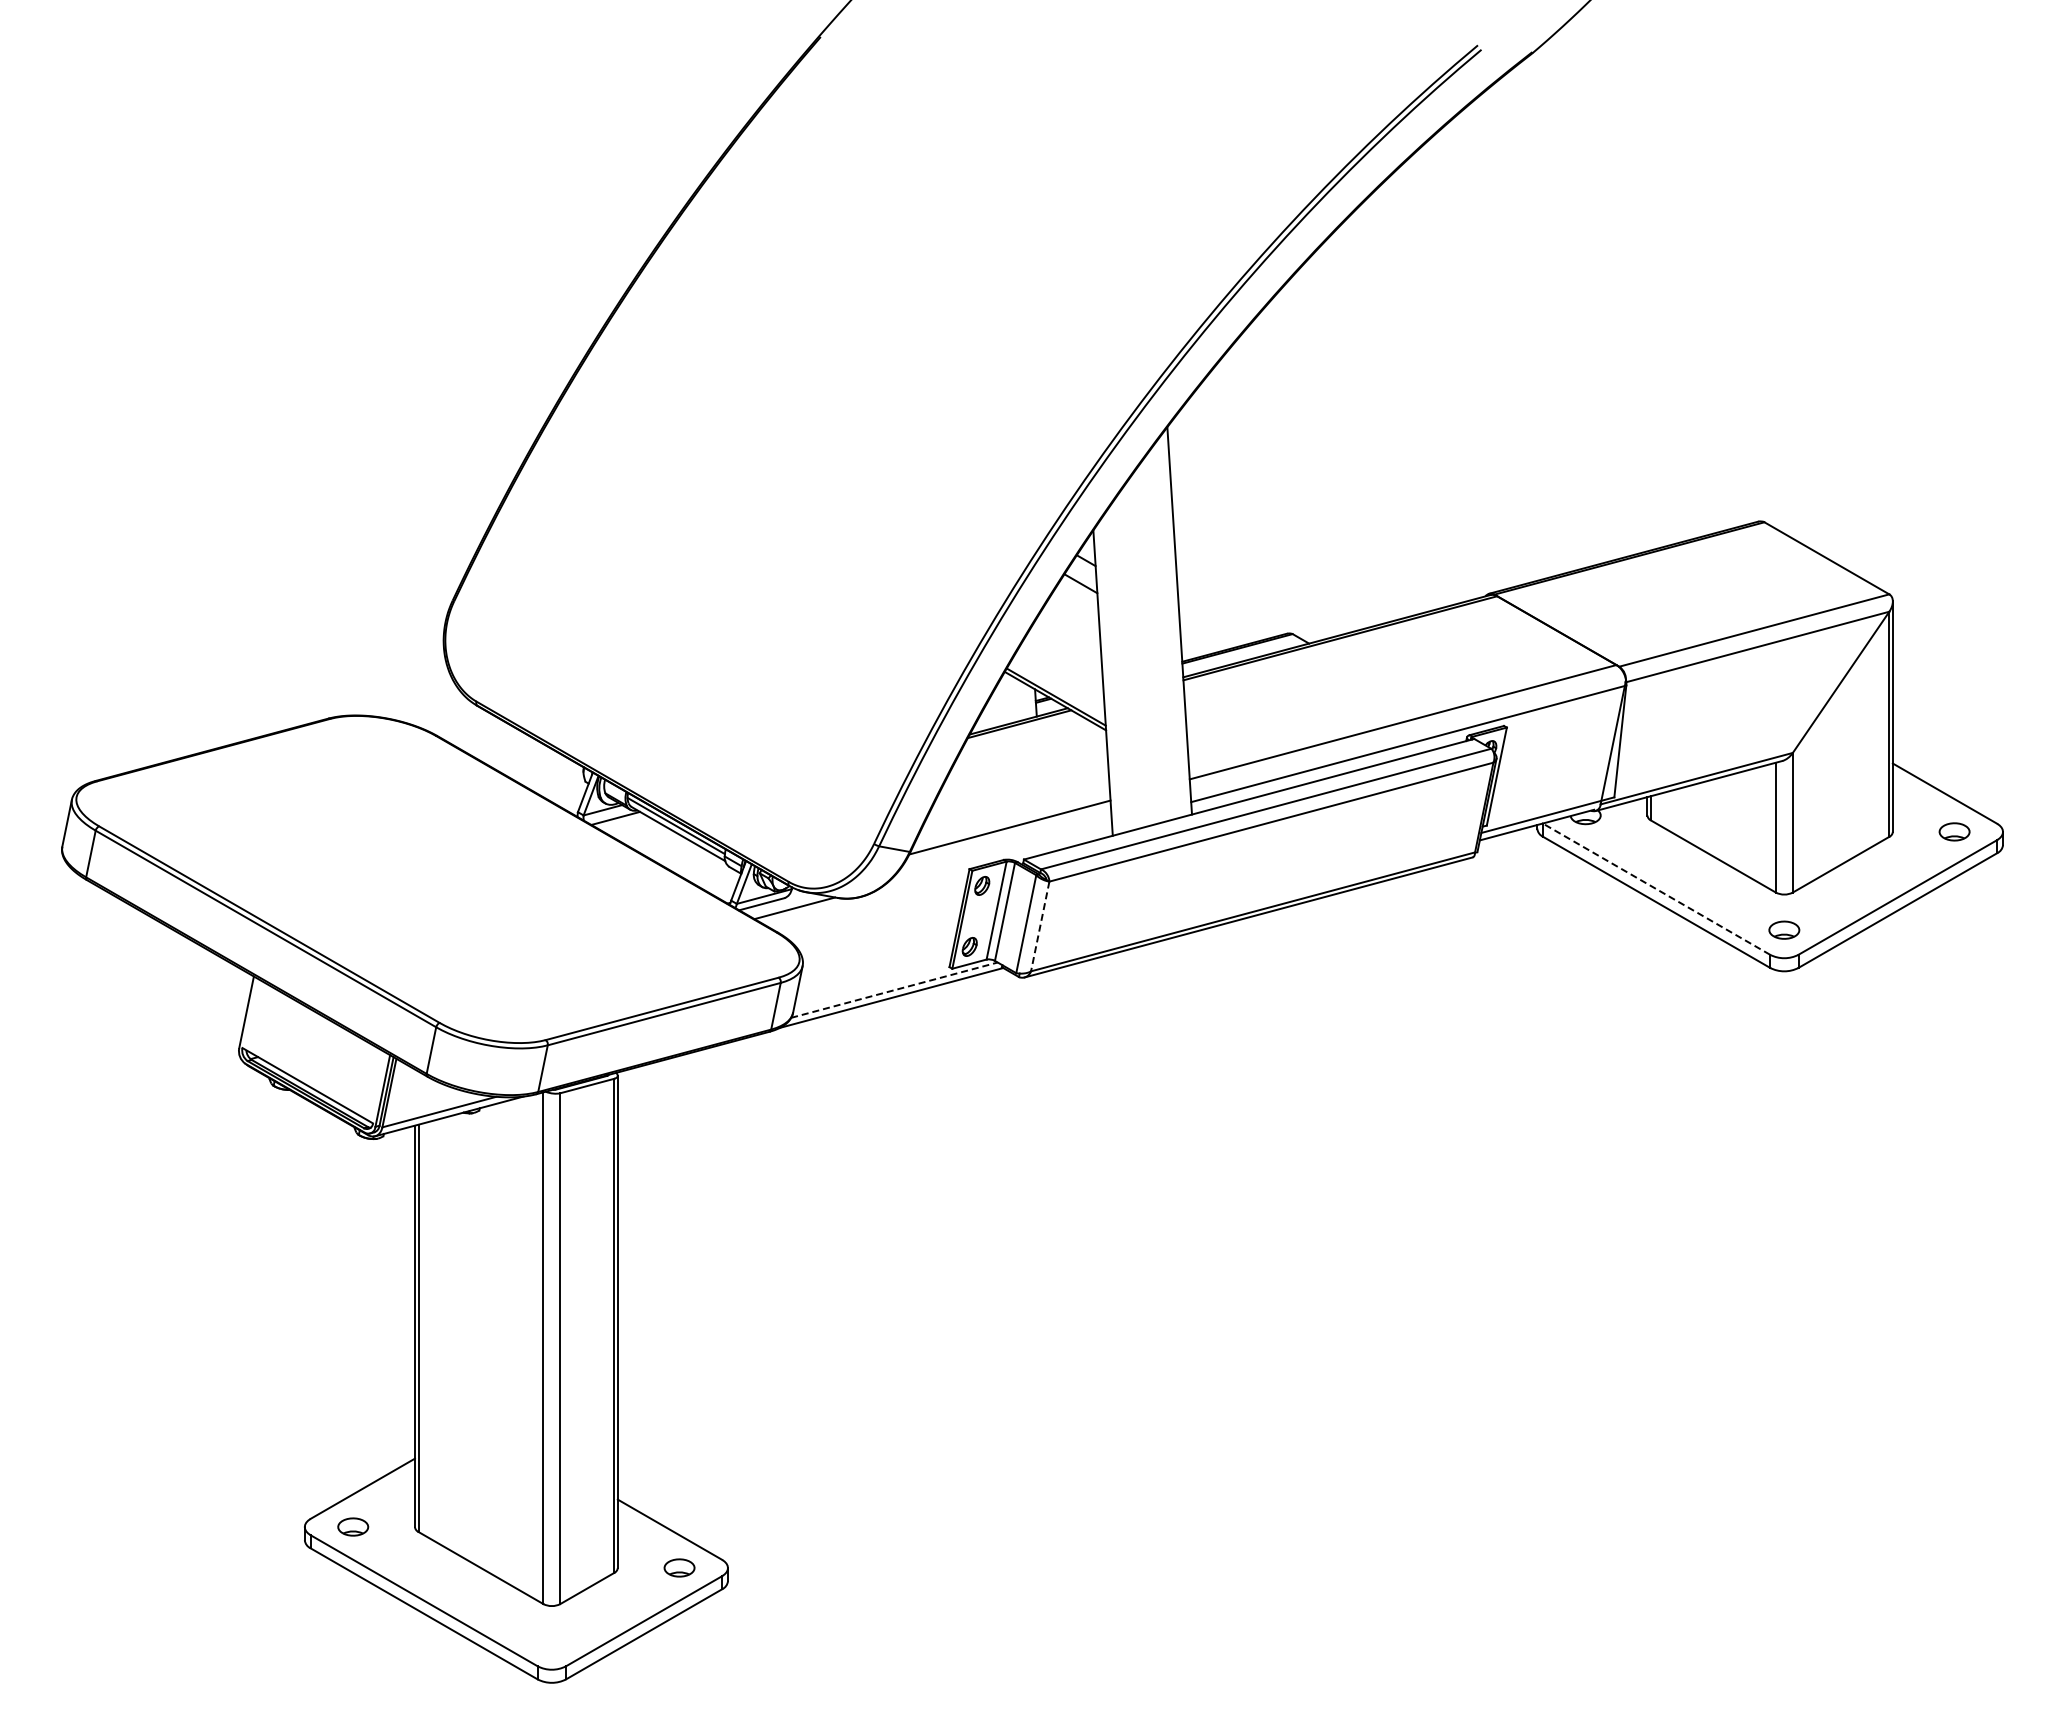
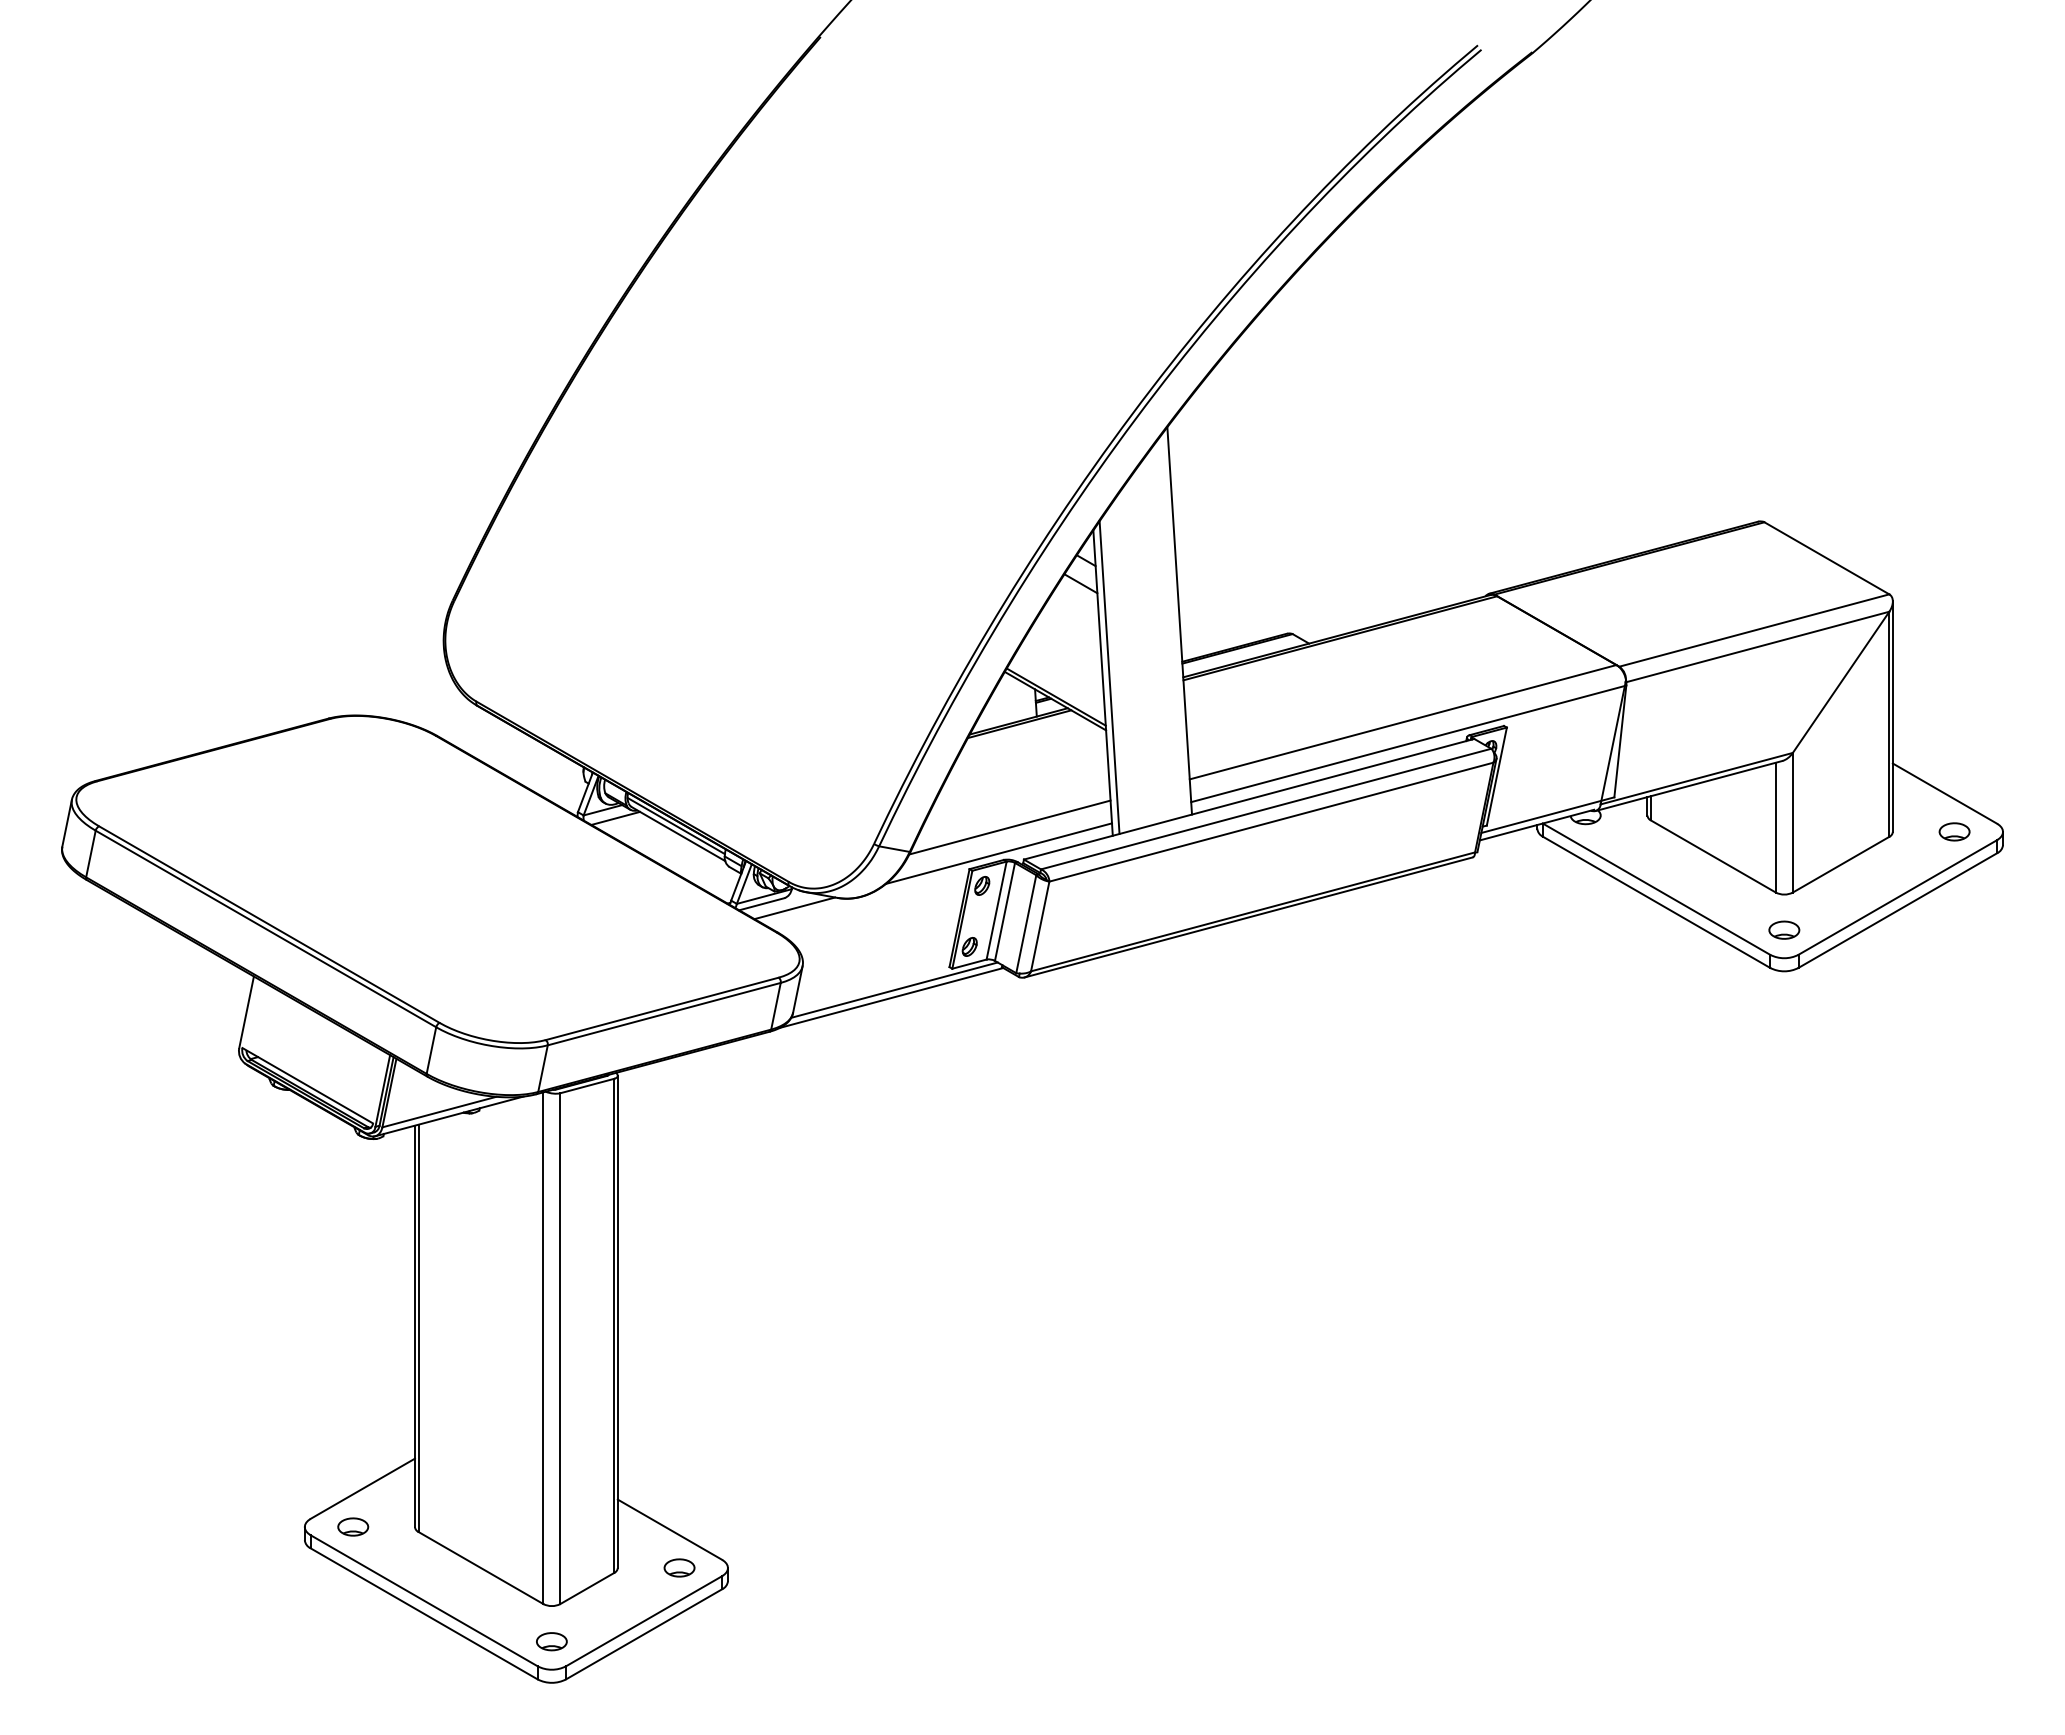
line: none -> present (1109, 677)
line: none -> present (998, 853)
line: dashed -> solid (1656, 889)
line: dashed -> solid (1040, 926)
line: dashed -> solid (894, 990)
part: none -> present (551, 1641)
